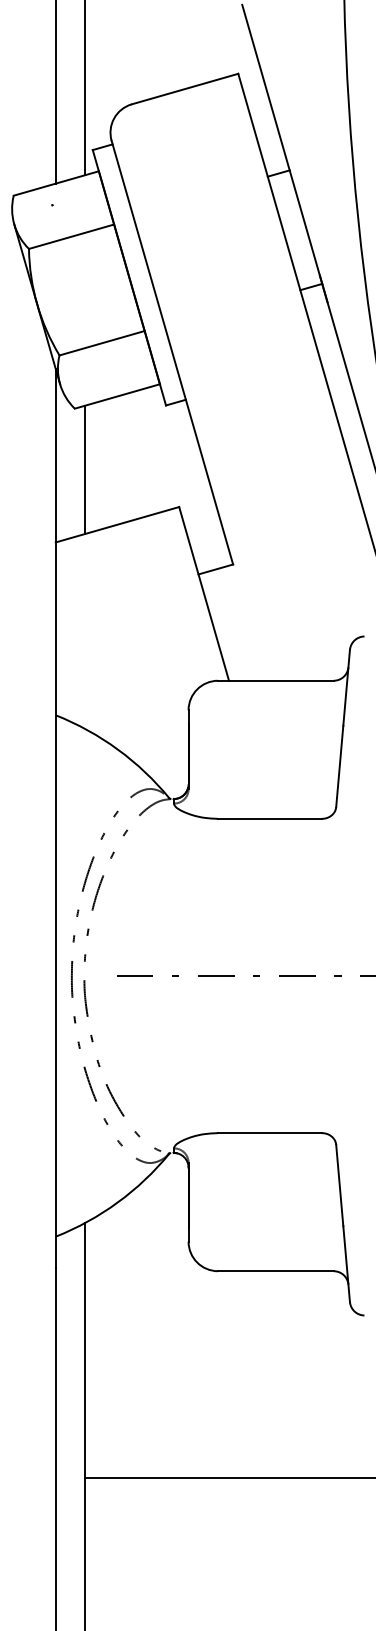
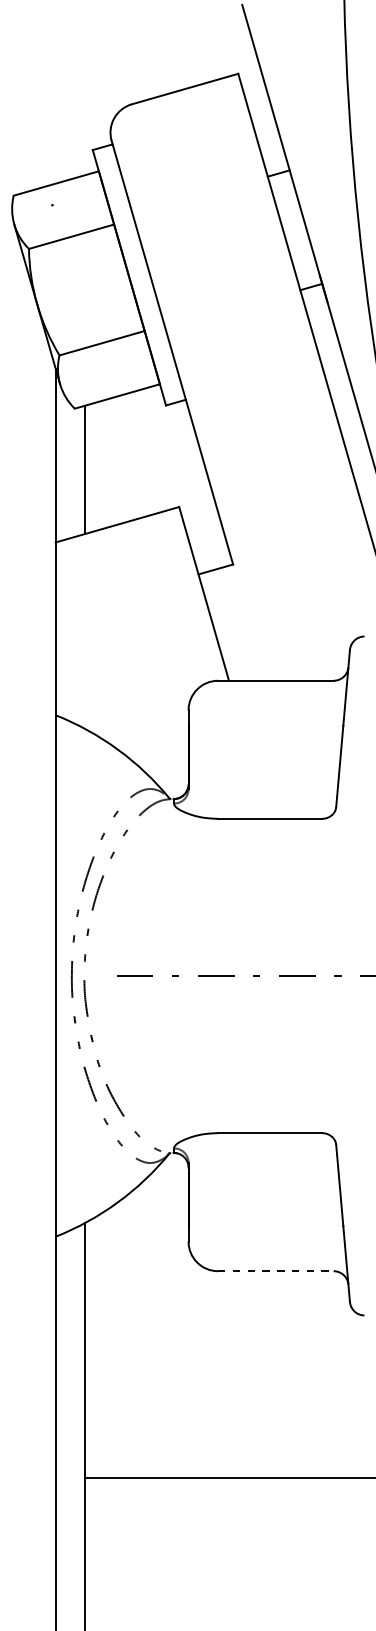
line: present -> none (85, 88)
line: present -> none (55, 92)
line: solid -> dashed (275, 1271)
